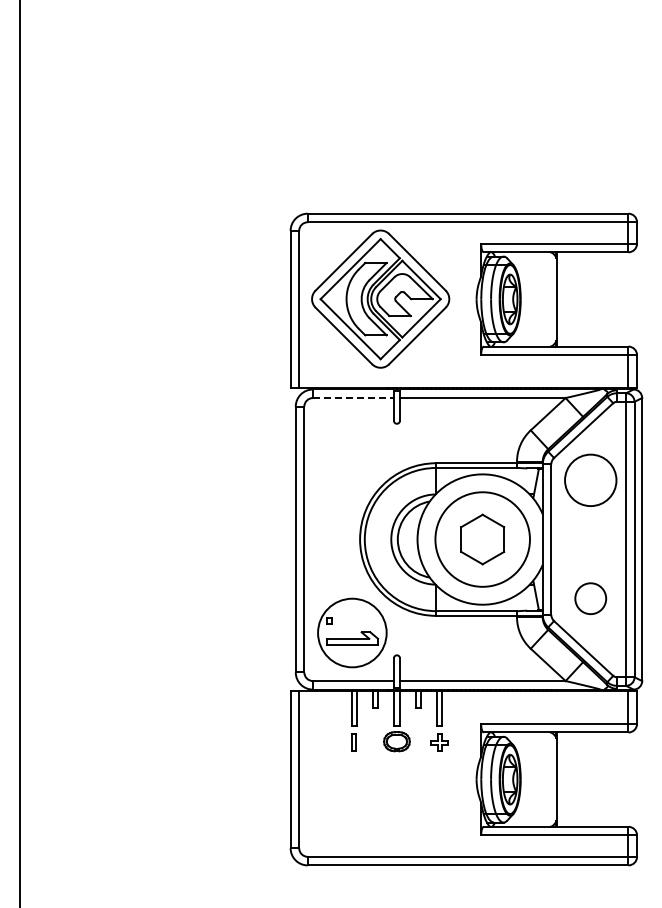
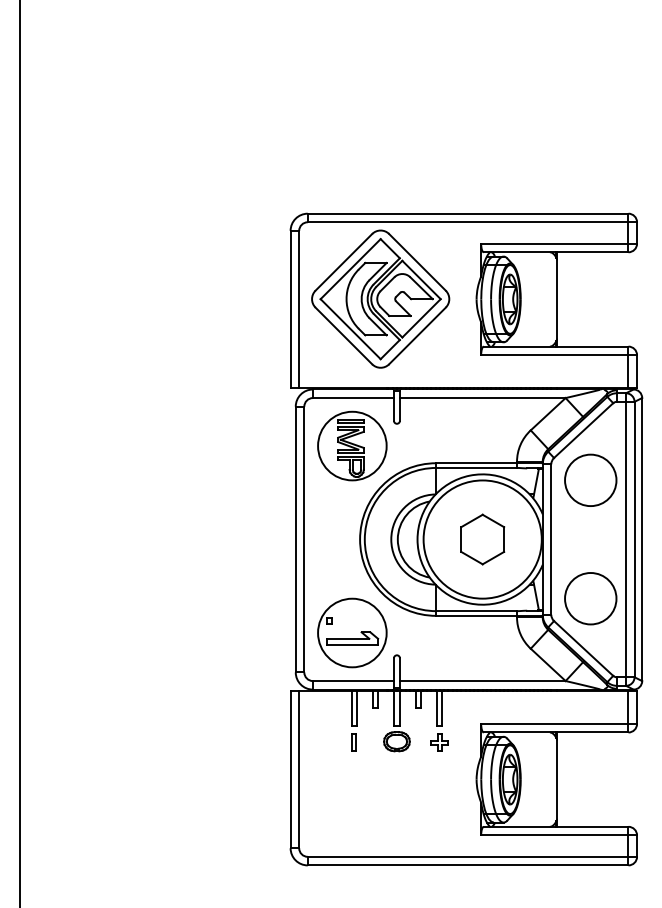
line: dashed -> solid (353, 398)
part: none -> present (352, 445)
circle diameter: 95 px -> 118 px (482, 539)
circle diameter: 31 px -> 51 px (590, 598)
